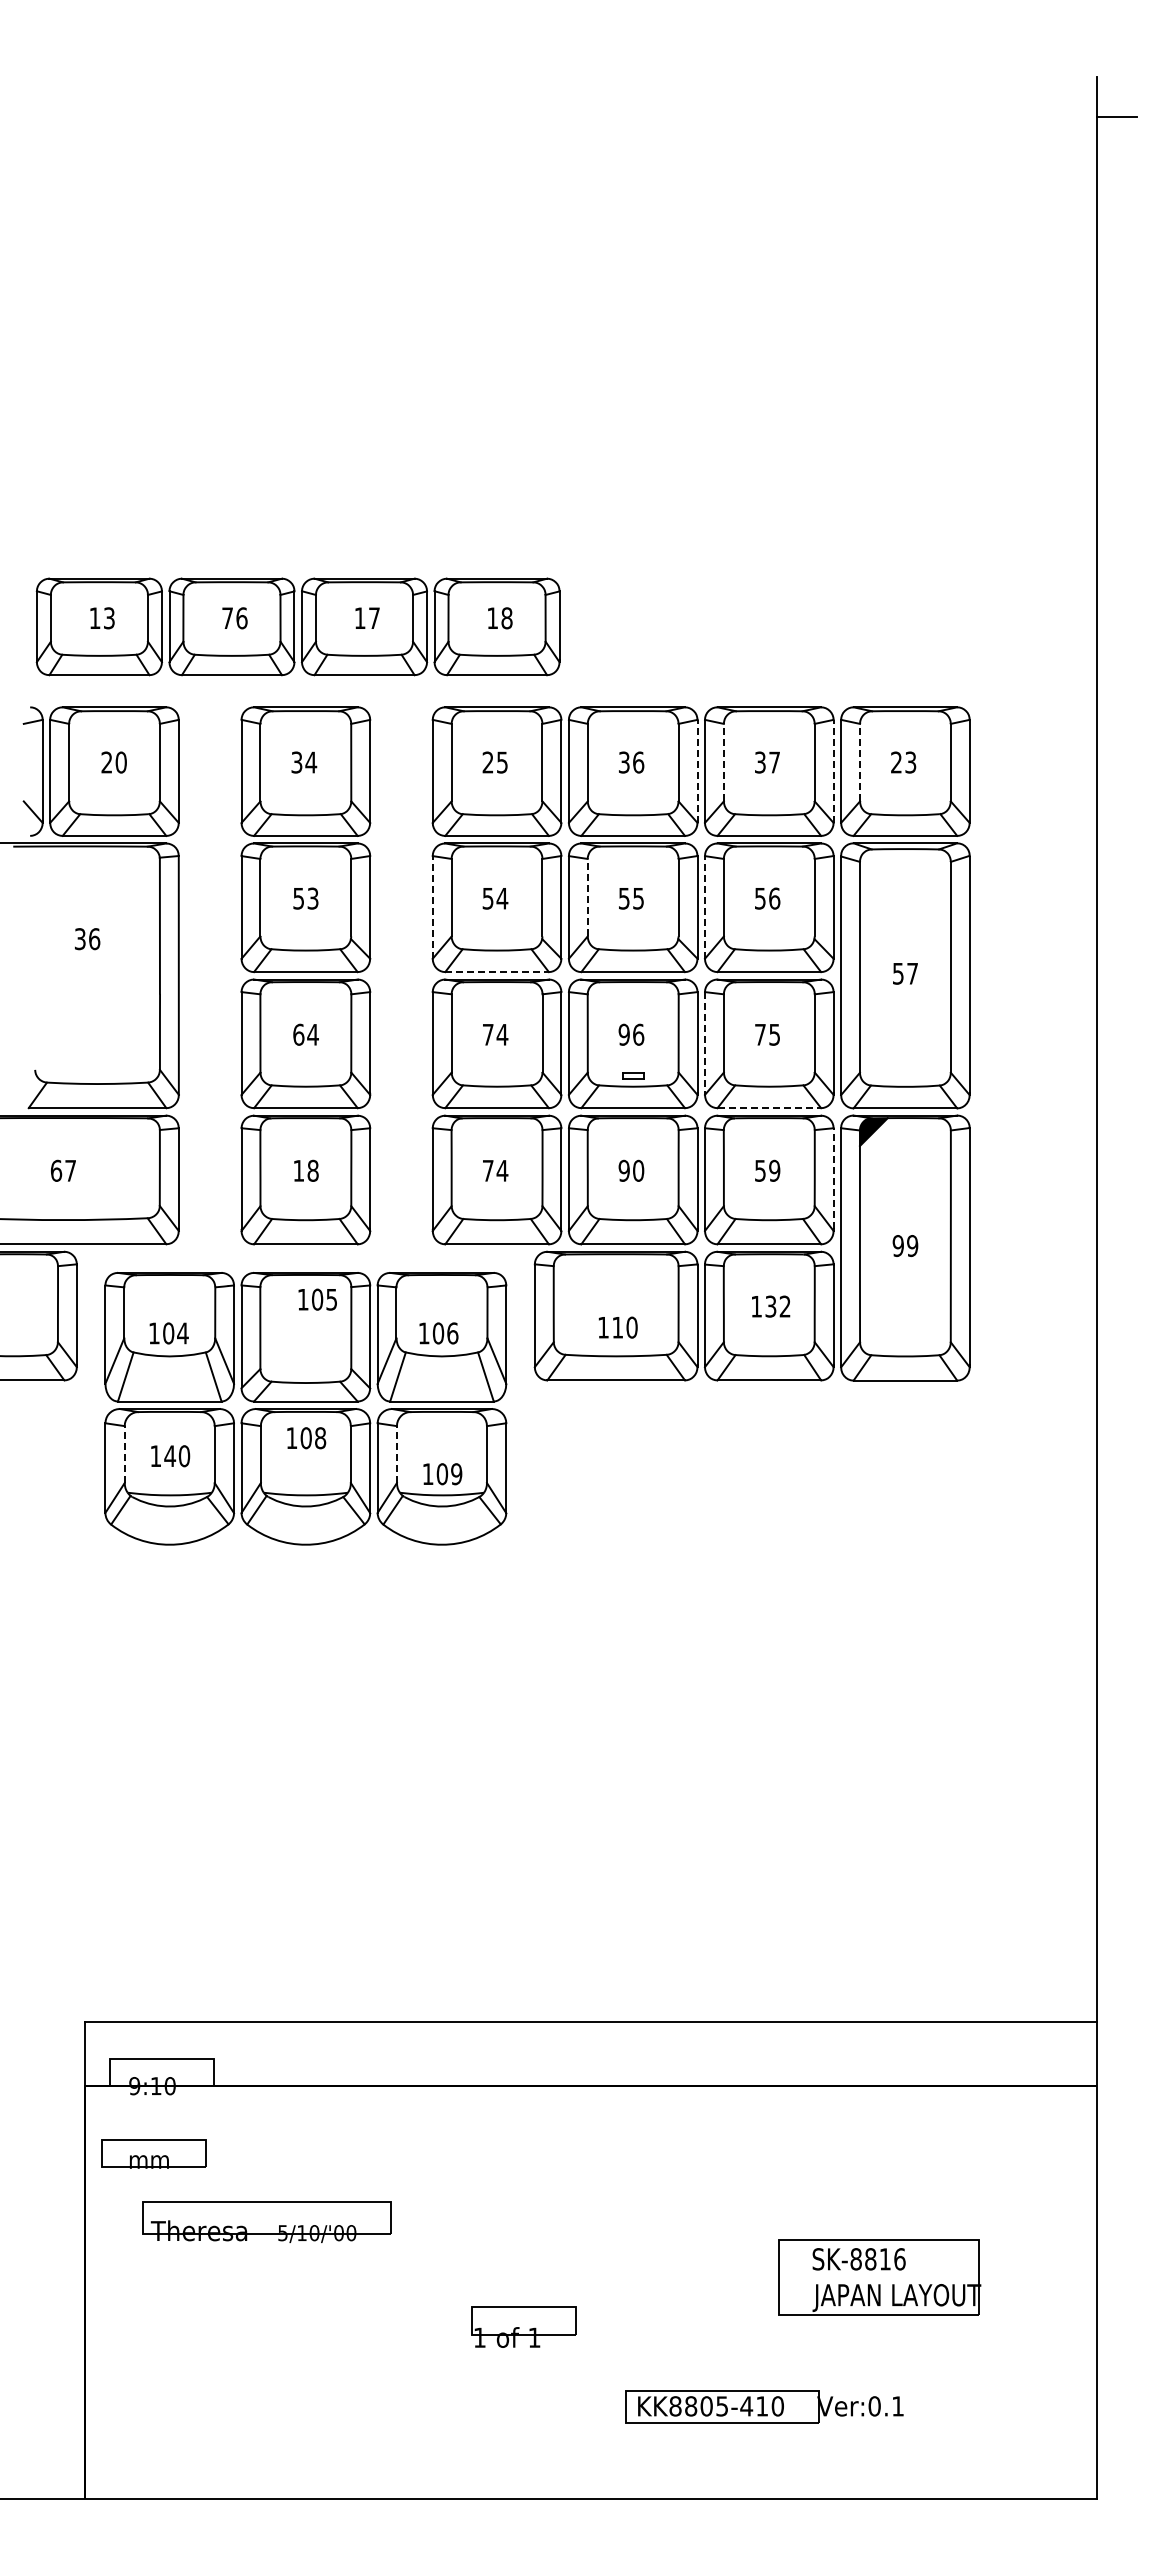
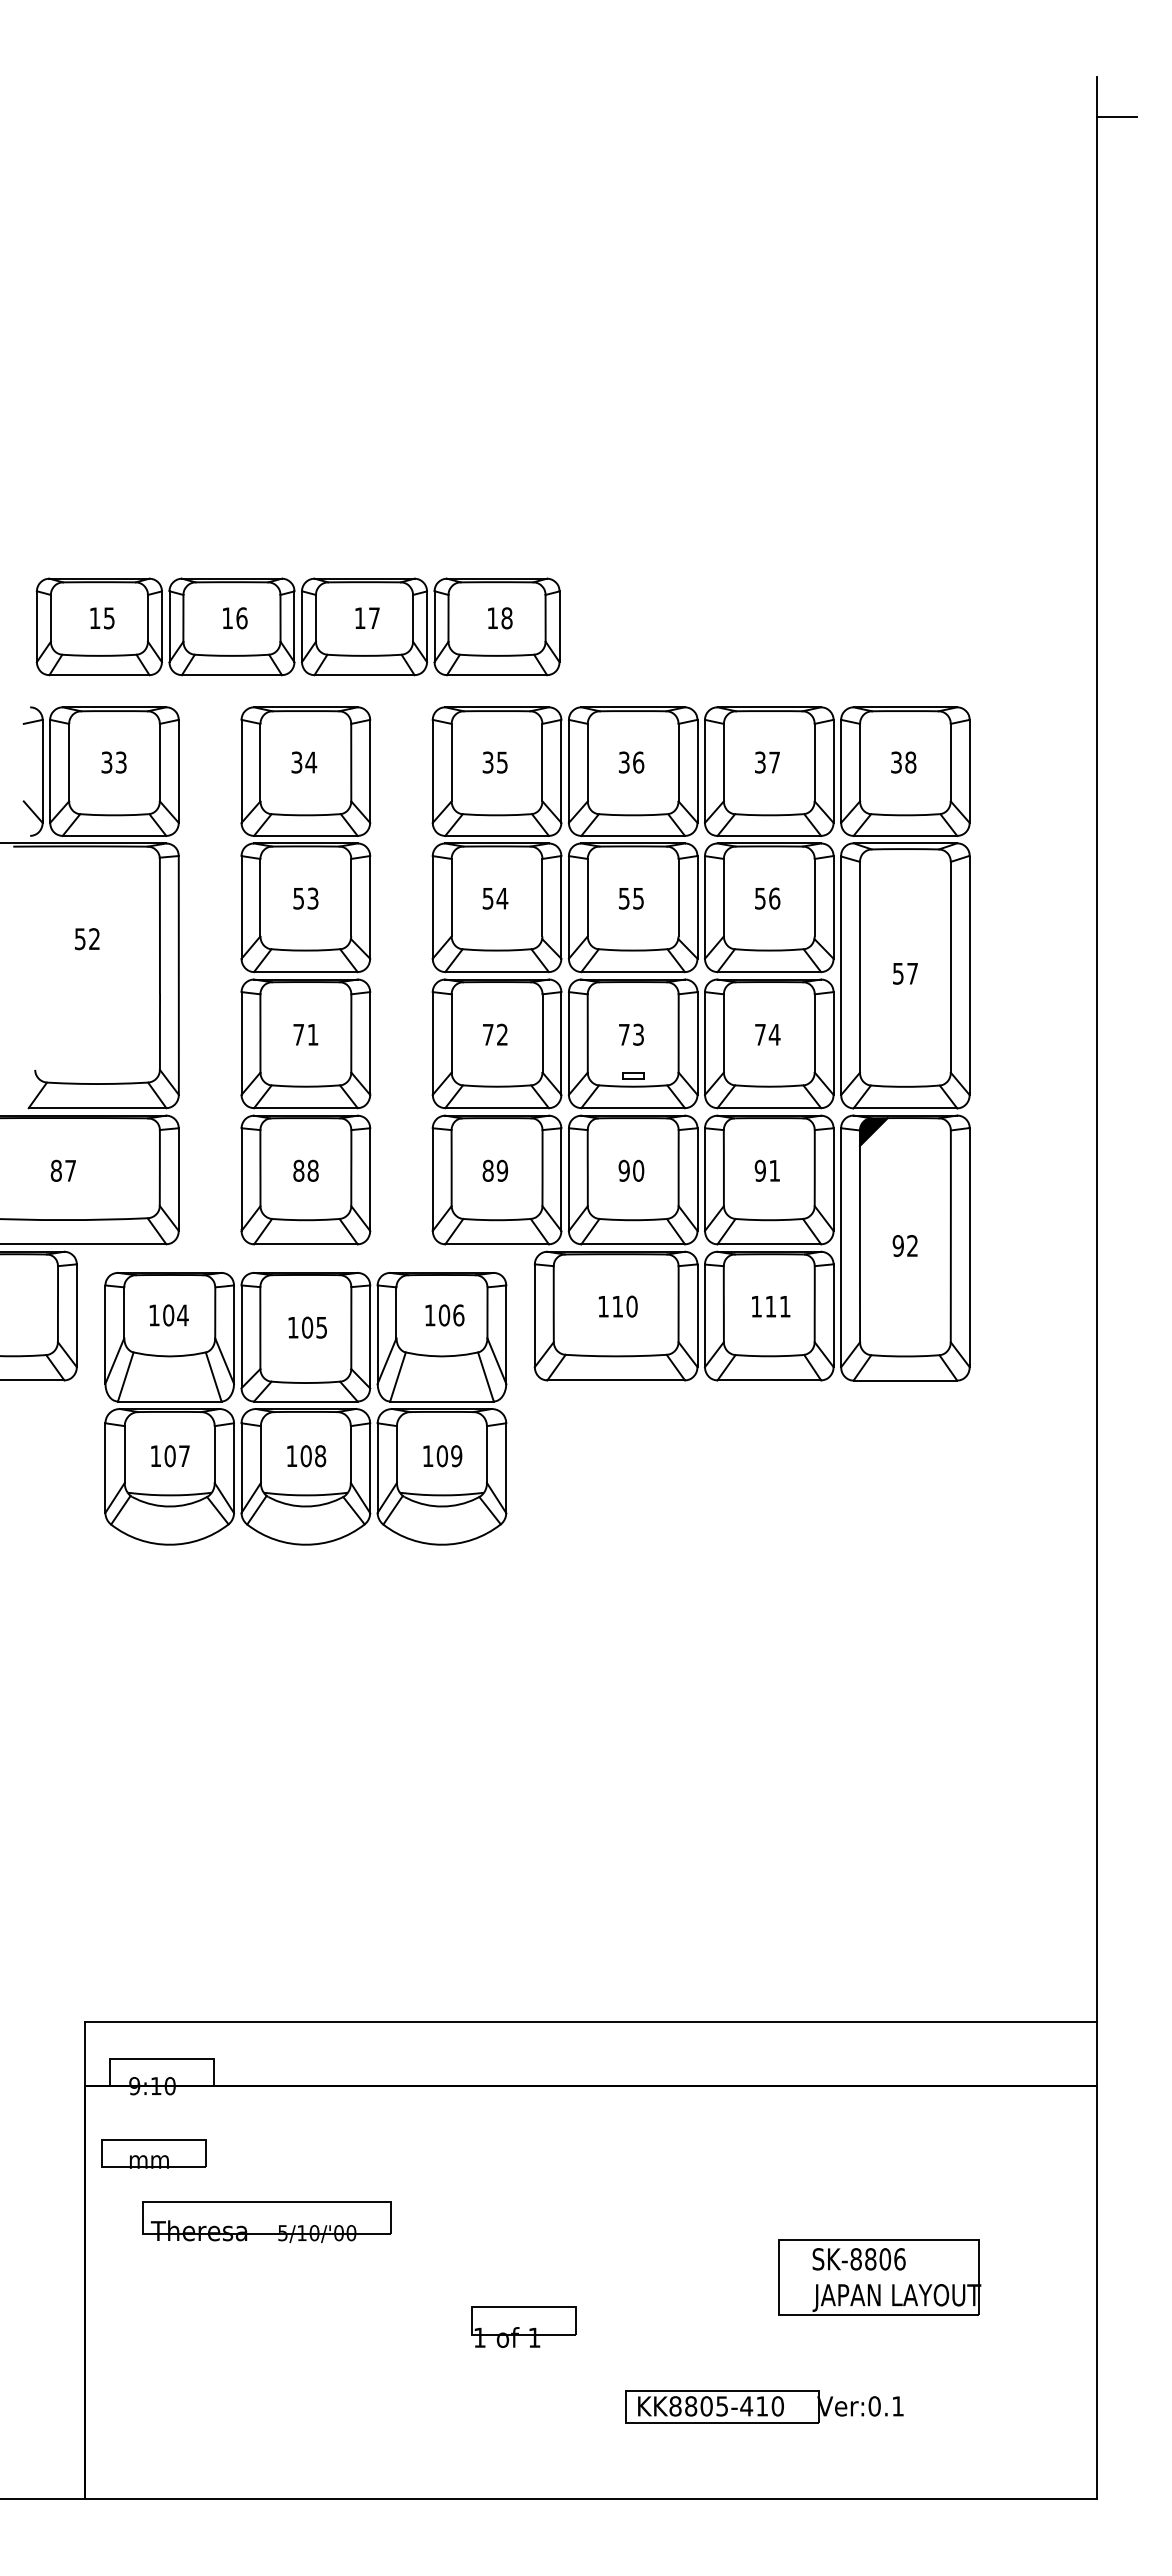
text: 13 -> 15 (109, 617)
text: 76 -> 16 (227, 617)
text: 20 -> 33 (113, 762)
text: 25 -> 35 (487, 762)
line: dashed -> solid (723, 762)
line: dashed -> solid (860, 762)
text: 23 -> 38 (903, 762)
line: dashed -> solid (697, 771)
line: dashed -> solid (833, 771)
line: dashed -> solid (587, 897)
line: dashed -> solid (432, 907)
line: dashed -> solid (704, 907)
text: 36 -> 52 (87, 939)
line: dashed -> solid (497, 972)
text: 64 -> 71 (305, 1034)
text: 74 -> 72 (502, 1034)
text: 96 -> 73 (631, 1034)
text: 75 -> 74 (774, 1034)
line: dashed -> solid (704, 1044)
line: dashed -> solid (769, 1108)
text: 67 -> 87 (56, 1170)
text: 18 -> 88 (298, 1170)
text: 74 -> 89 (495, 1170)
text: 59 -> 91 (767, 1170)
line: dashed -> solid (833, 1178)
text: 99 -> 92 (912, 1246)
text position: (317, 1299) -> (307, 1327) (307, 1327)
text: 132 -> 111 (777, 1306)
text position: (617, 1327) -> (617, 1306) (617, 1306)
text position: (168, 1333) -> (168, 1315) (168, 1315)
text position: (438, 1333) -> (444, 1315) (444, 1315)
text position: (306, 1438) -> (306, 1456) (306, 1456)
line: dashed -> solid (124, 1454)
line: dashed -> solid (396, 1454)
text: 140 -> 107 (177, 1456)
text position: (442, 1474) -> (442, 1456) (442, 1456)
text: SK-8816 -> SK-8806 (885, 2259)
